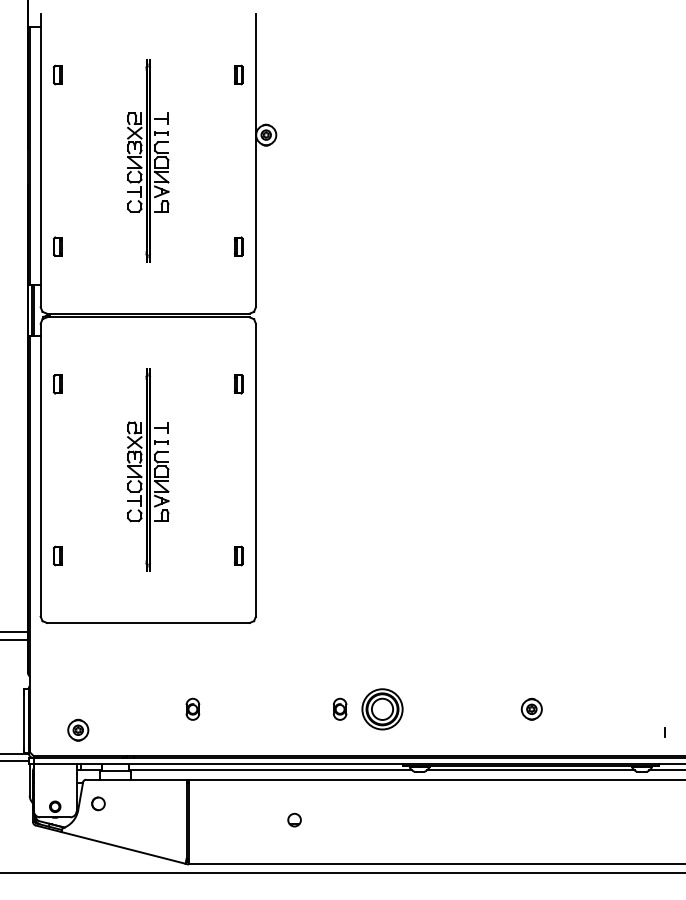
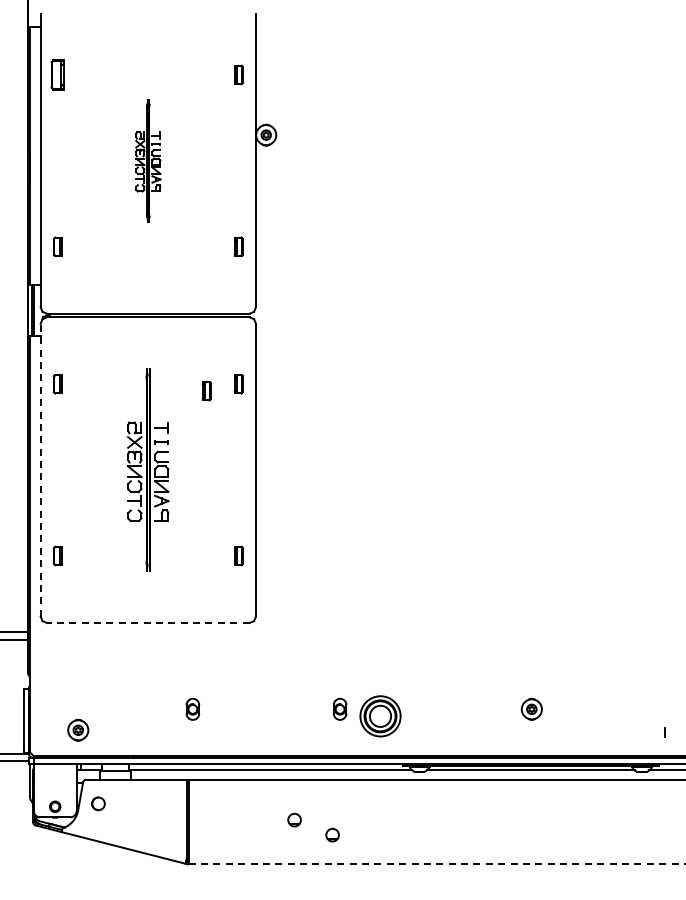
part size: 10x22 px -> 15x32 px (57, 74)
part size: 43x204 px -> 27x124 px (148, 160)
part: none -> present (206, 391)
line: solid -> dashed (40, 469)
line: solid -> dashed (147, 623)
part position: (382, 709) -> (380, 716) (380, 716)
part: none -> present (332, 834)
line: solid -> dashed (437, 864)
line: present -> none (342, 872)
